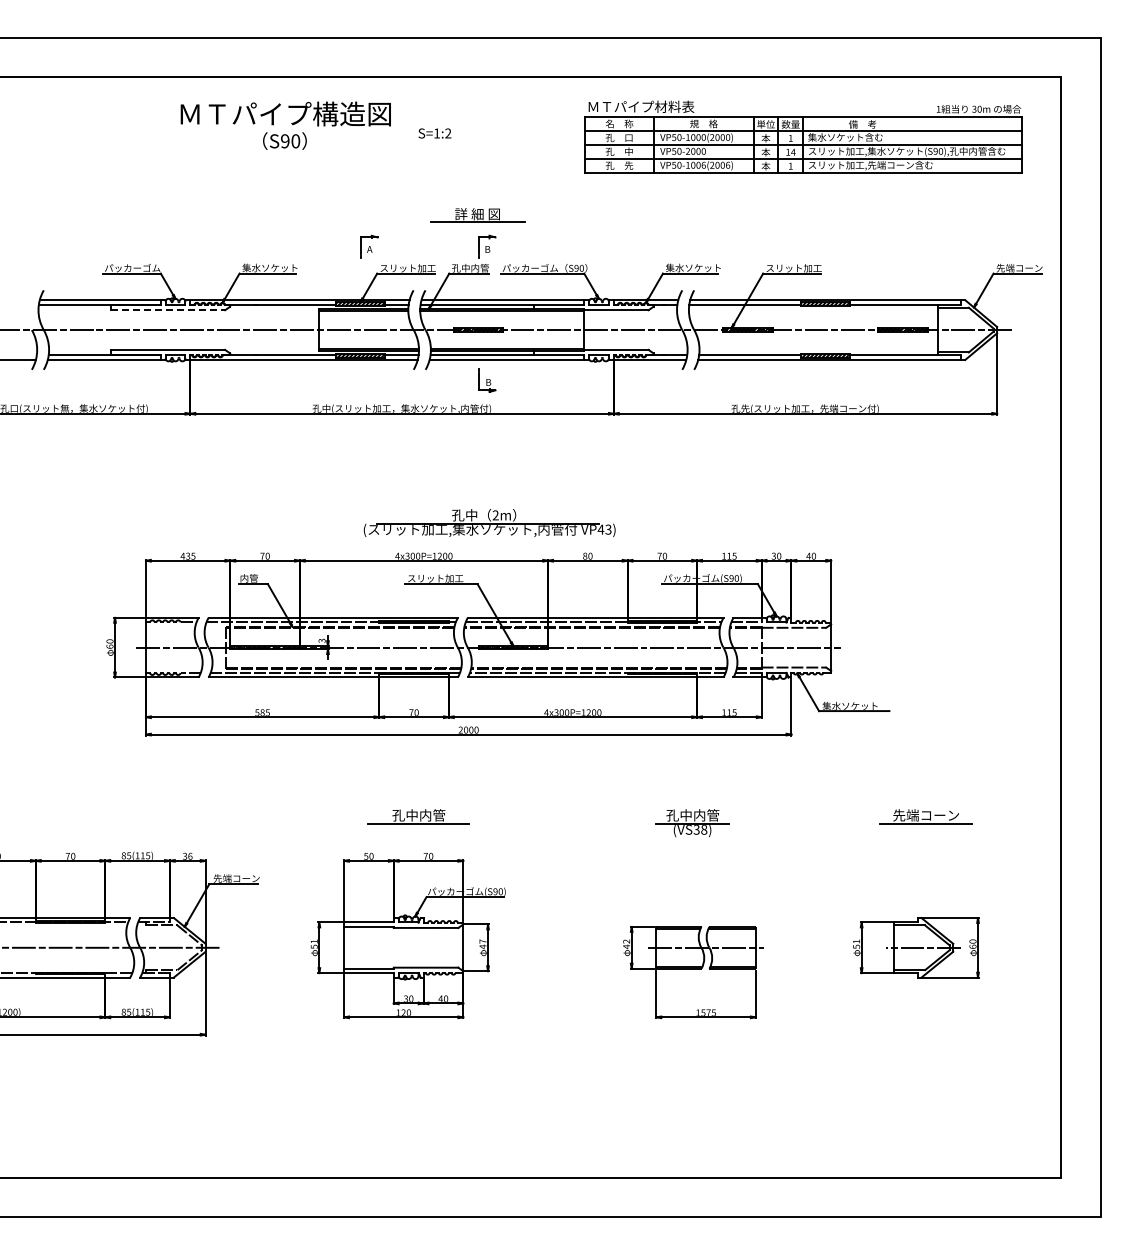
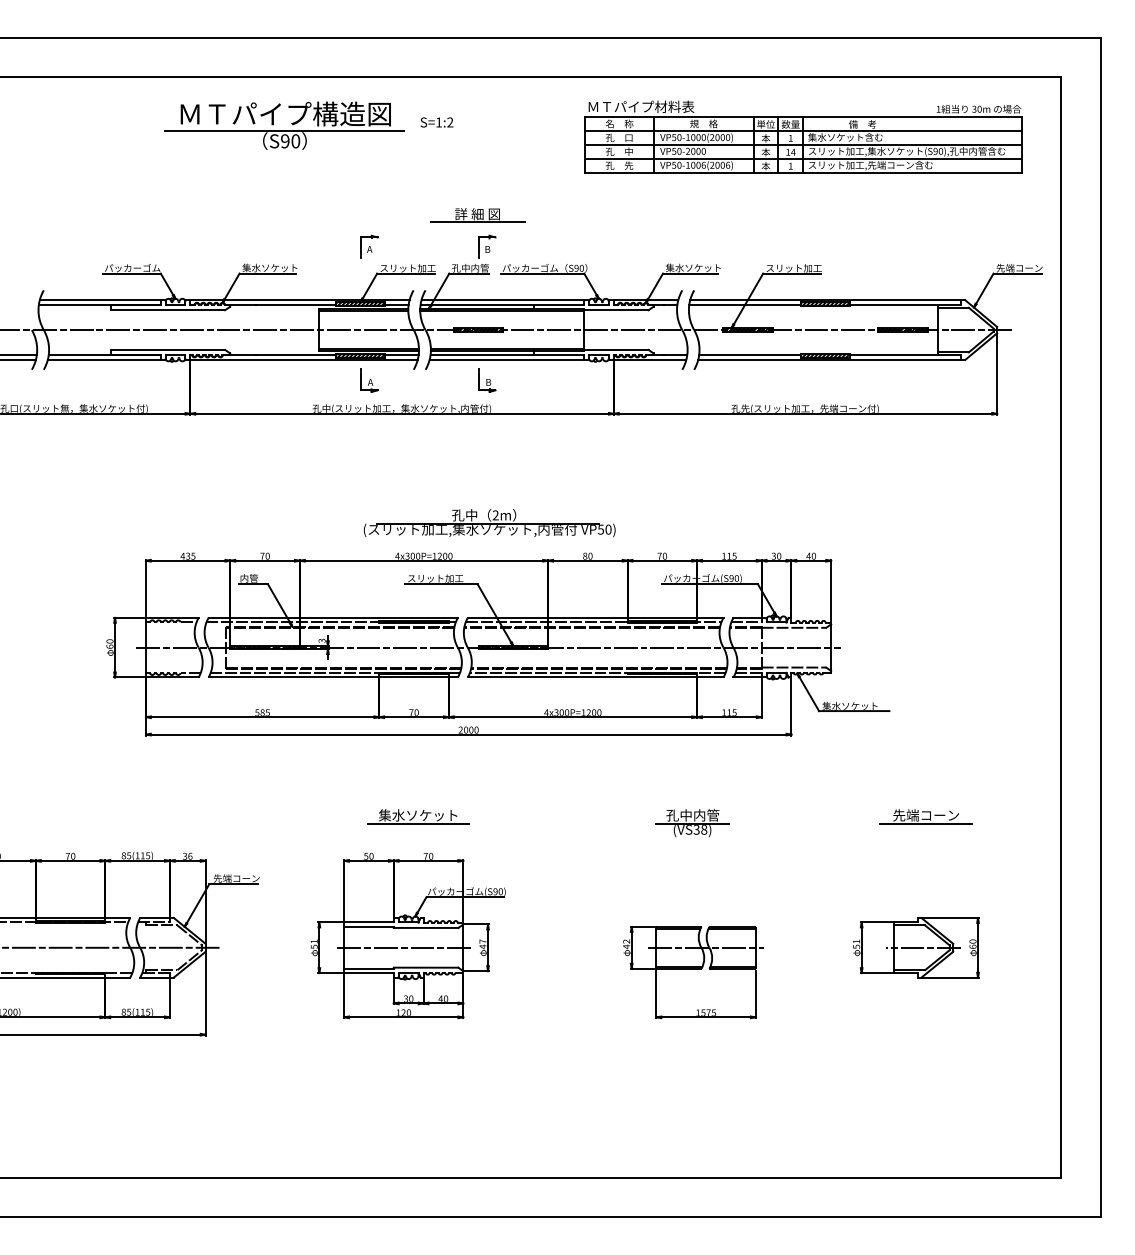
line: none -> present (284, 130)
text position: (434, 133) -> (436, 122) (436, 122)
line: dashed -> solid (168, 310)
line: none -> present (19, 355)
part: none -> present (369, 380)
text: VP43) -> VP50) (604, 529)
text: 孔中内管 -> 集水ソケット (418, 815)
line: none -> present (403, 947)
